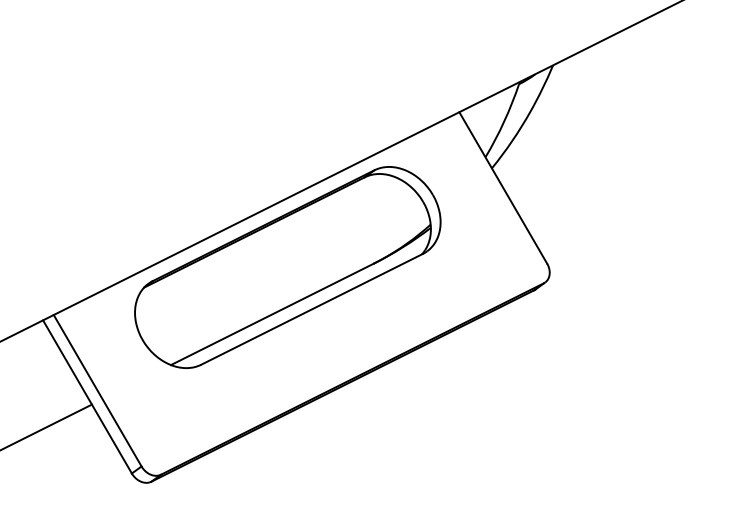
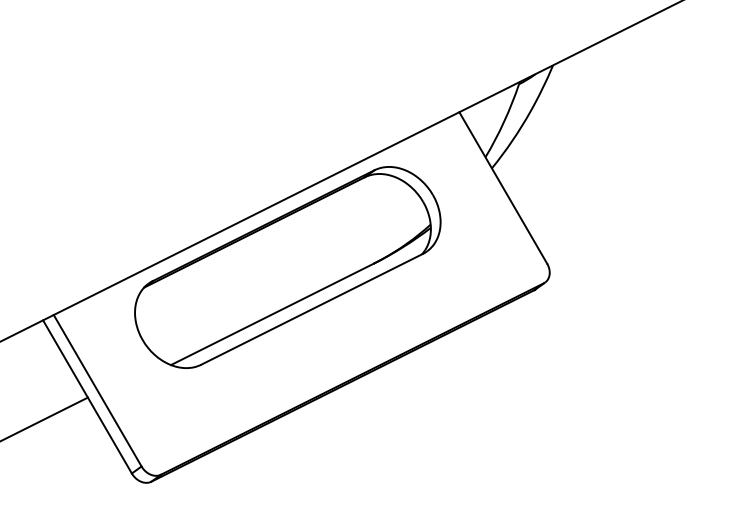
line position: (46, 426) -> (44, 418) (44, 418)
